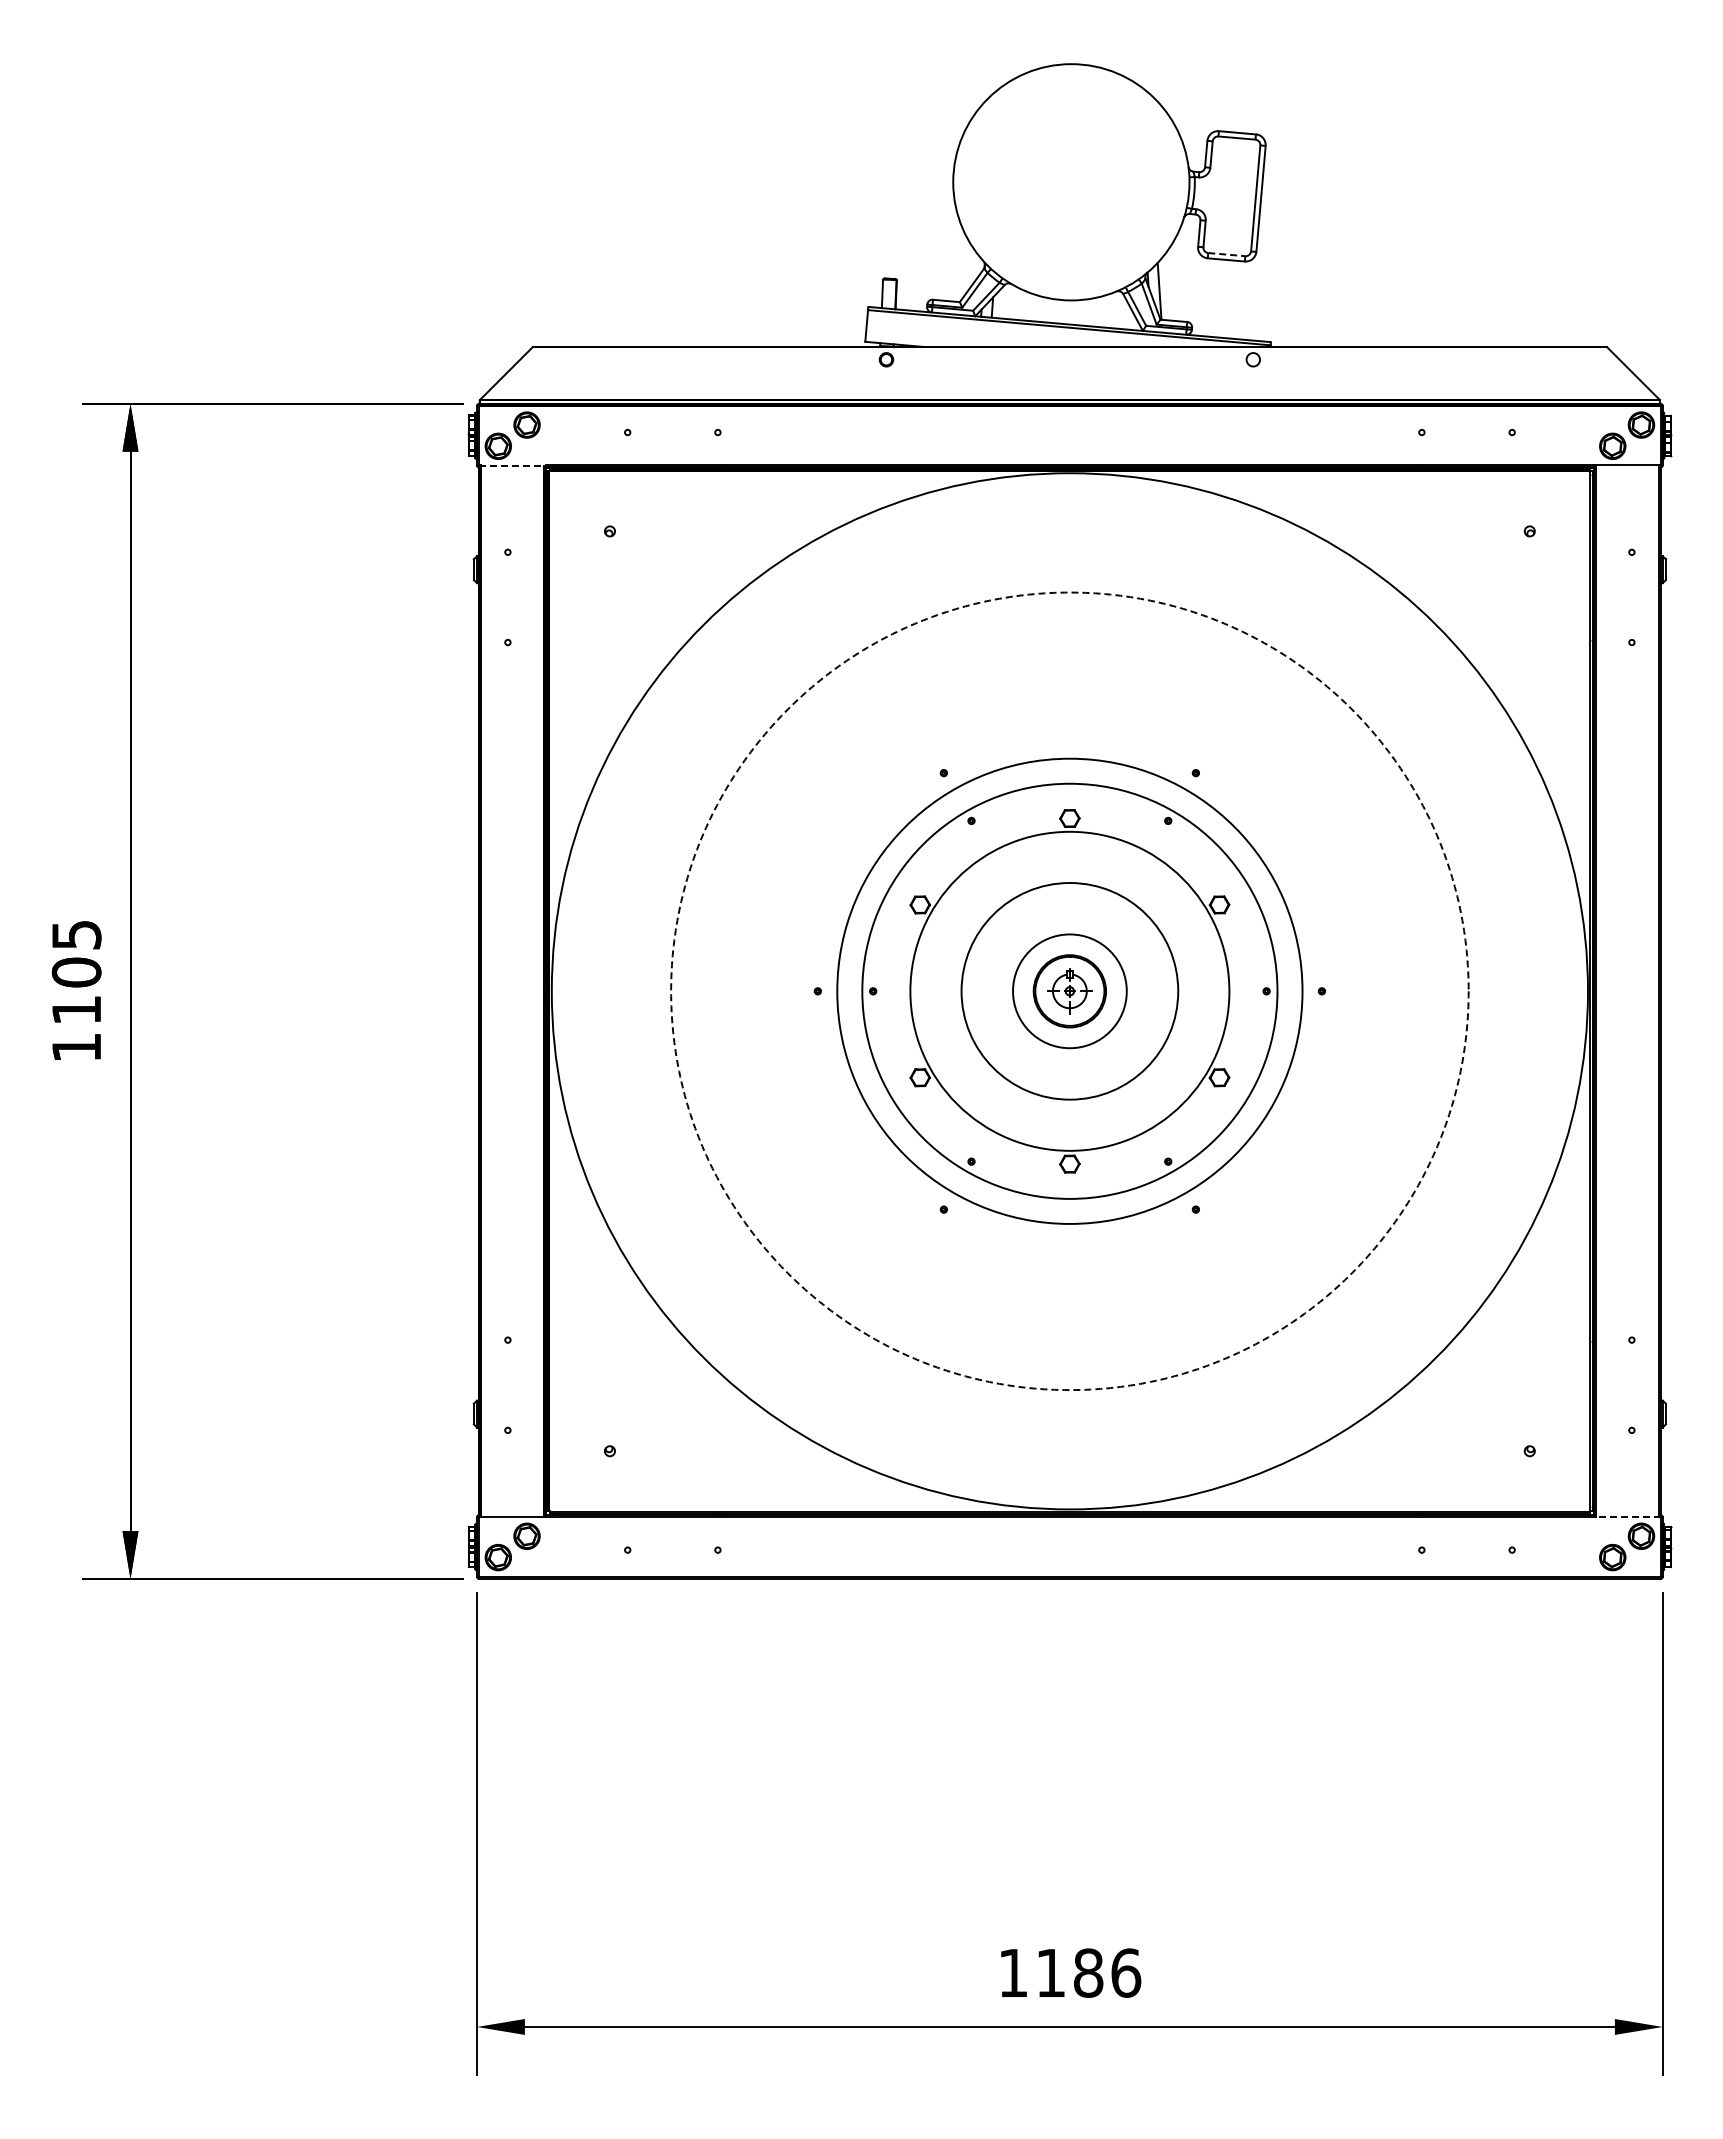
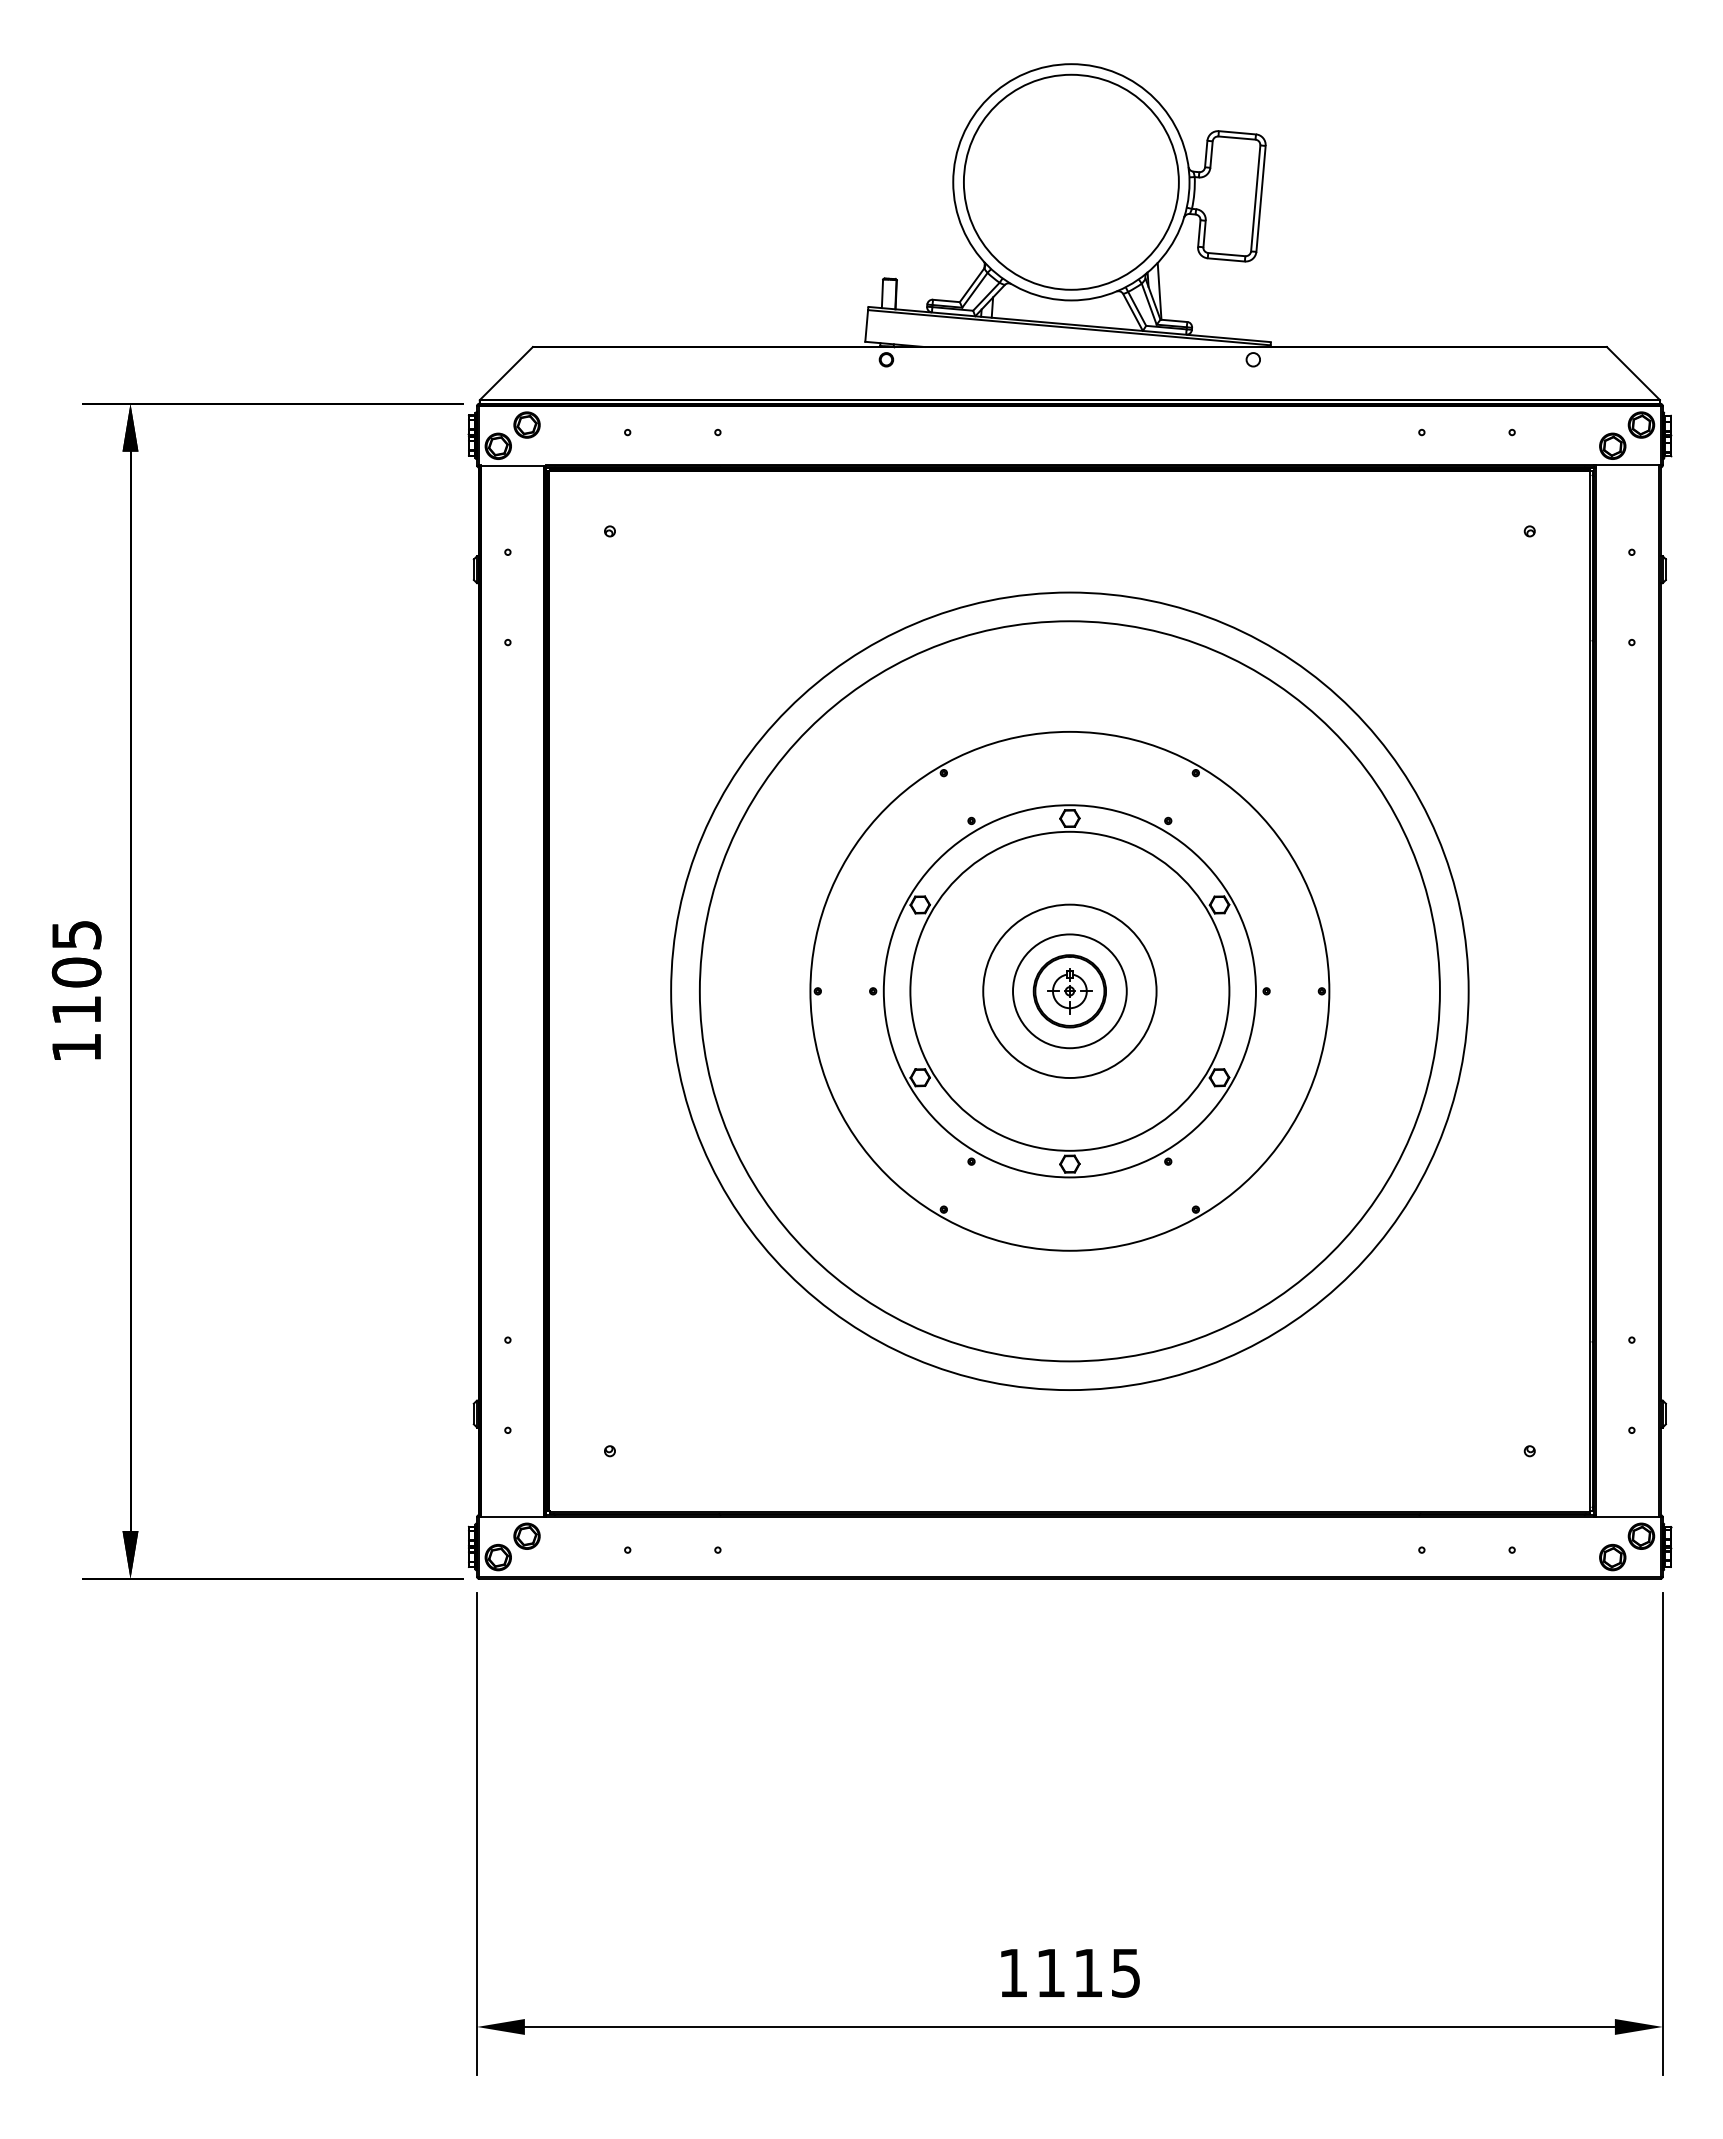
circle: none -> present (1071, 181)
line: dashed -> solid (1226, 254)
line: dashed -> solid (513, 465)
circle diameter: 415 px -> 519 px (1069, 990)
circle diameter: 465 px -> 372 px (1069, 991)
circle diameter: 1036 px -> 740 px (1069, 991)
circle diameter: 217 px -> 173 px (1069, 991)
circle: dashed -> solid (1069, 991)
line: dashed -> solid (1626, 1517)
text: 1186 -> 1115 (1107, 1972)
